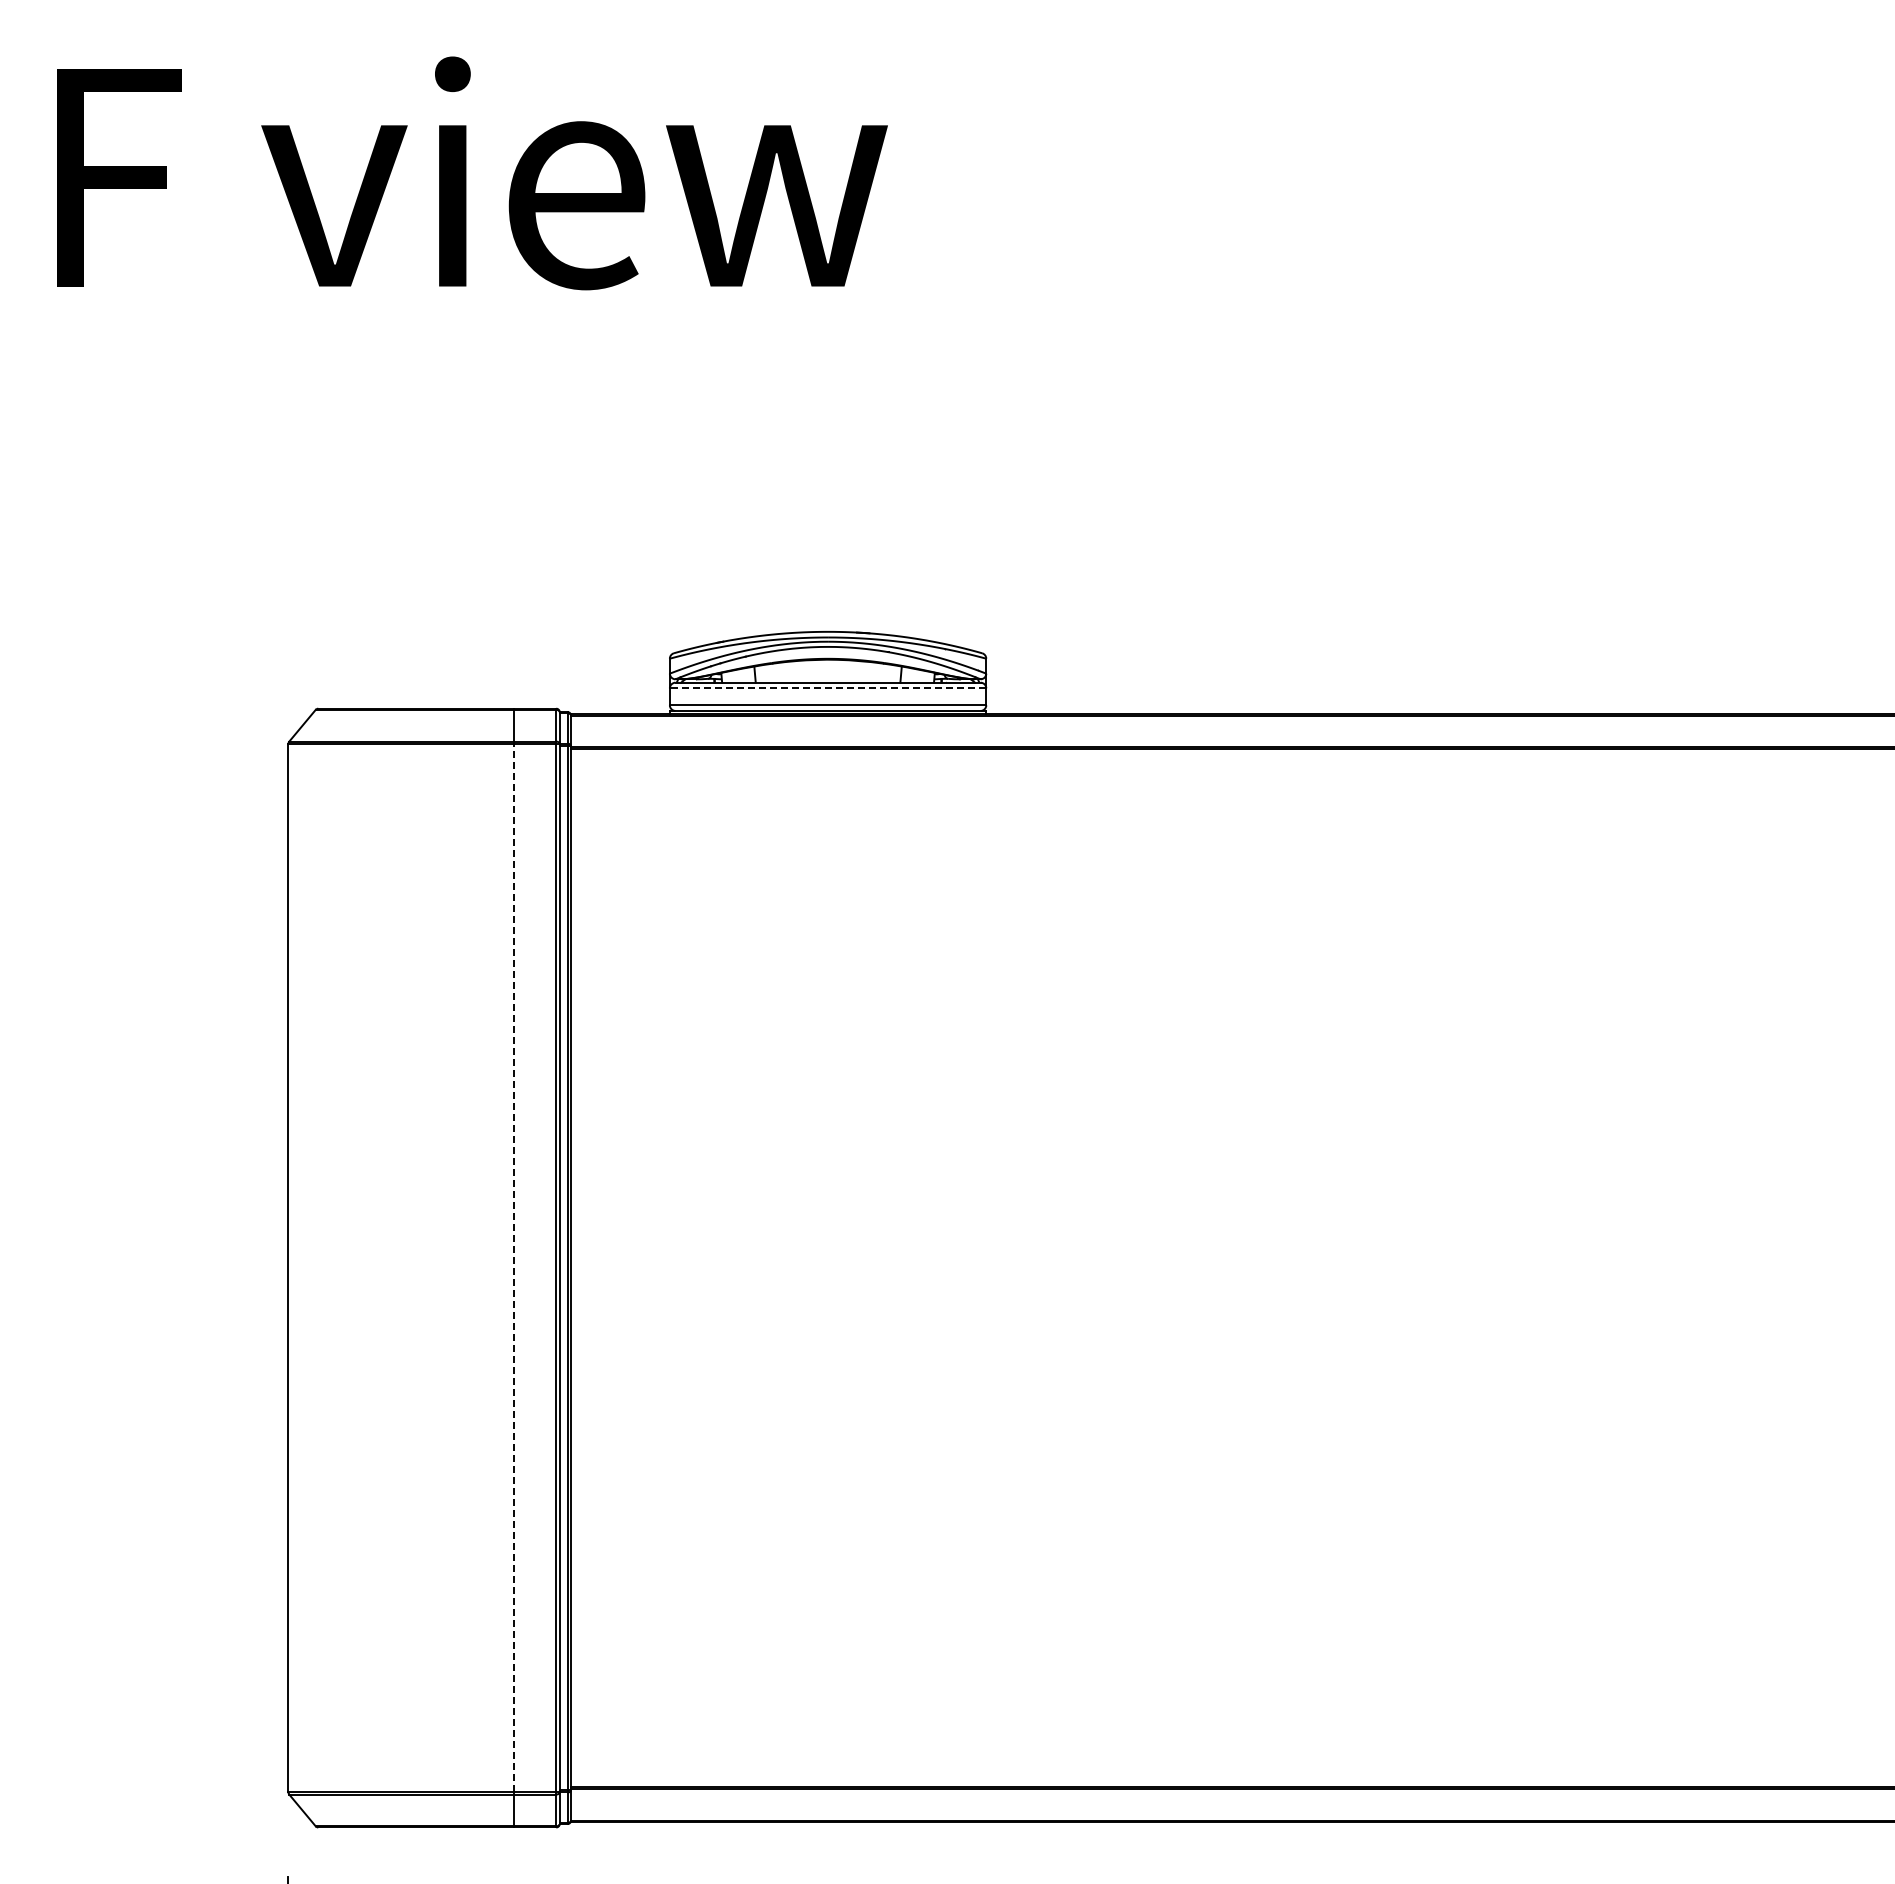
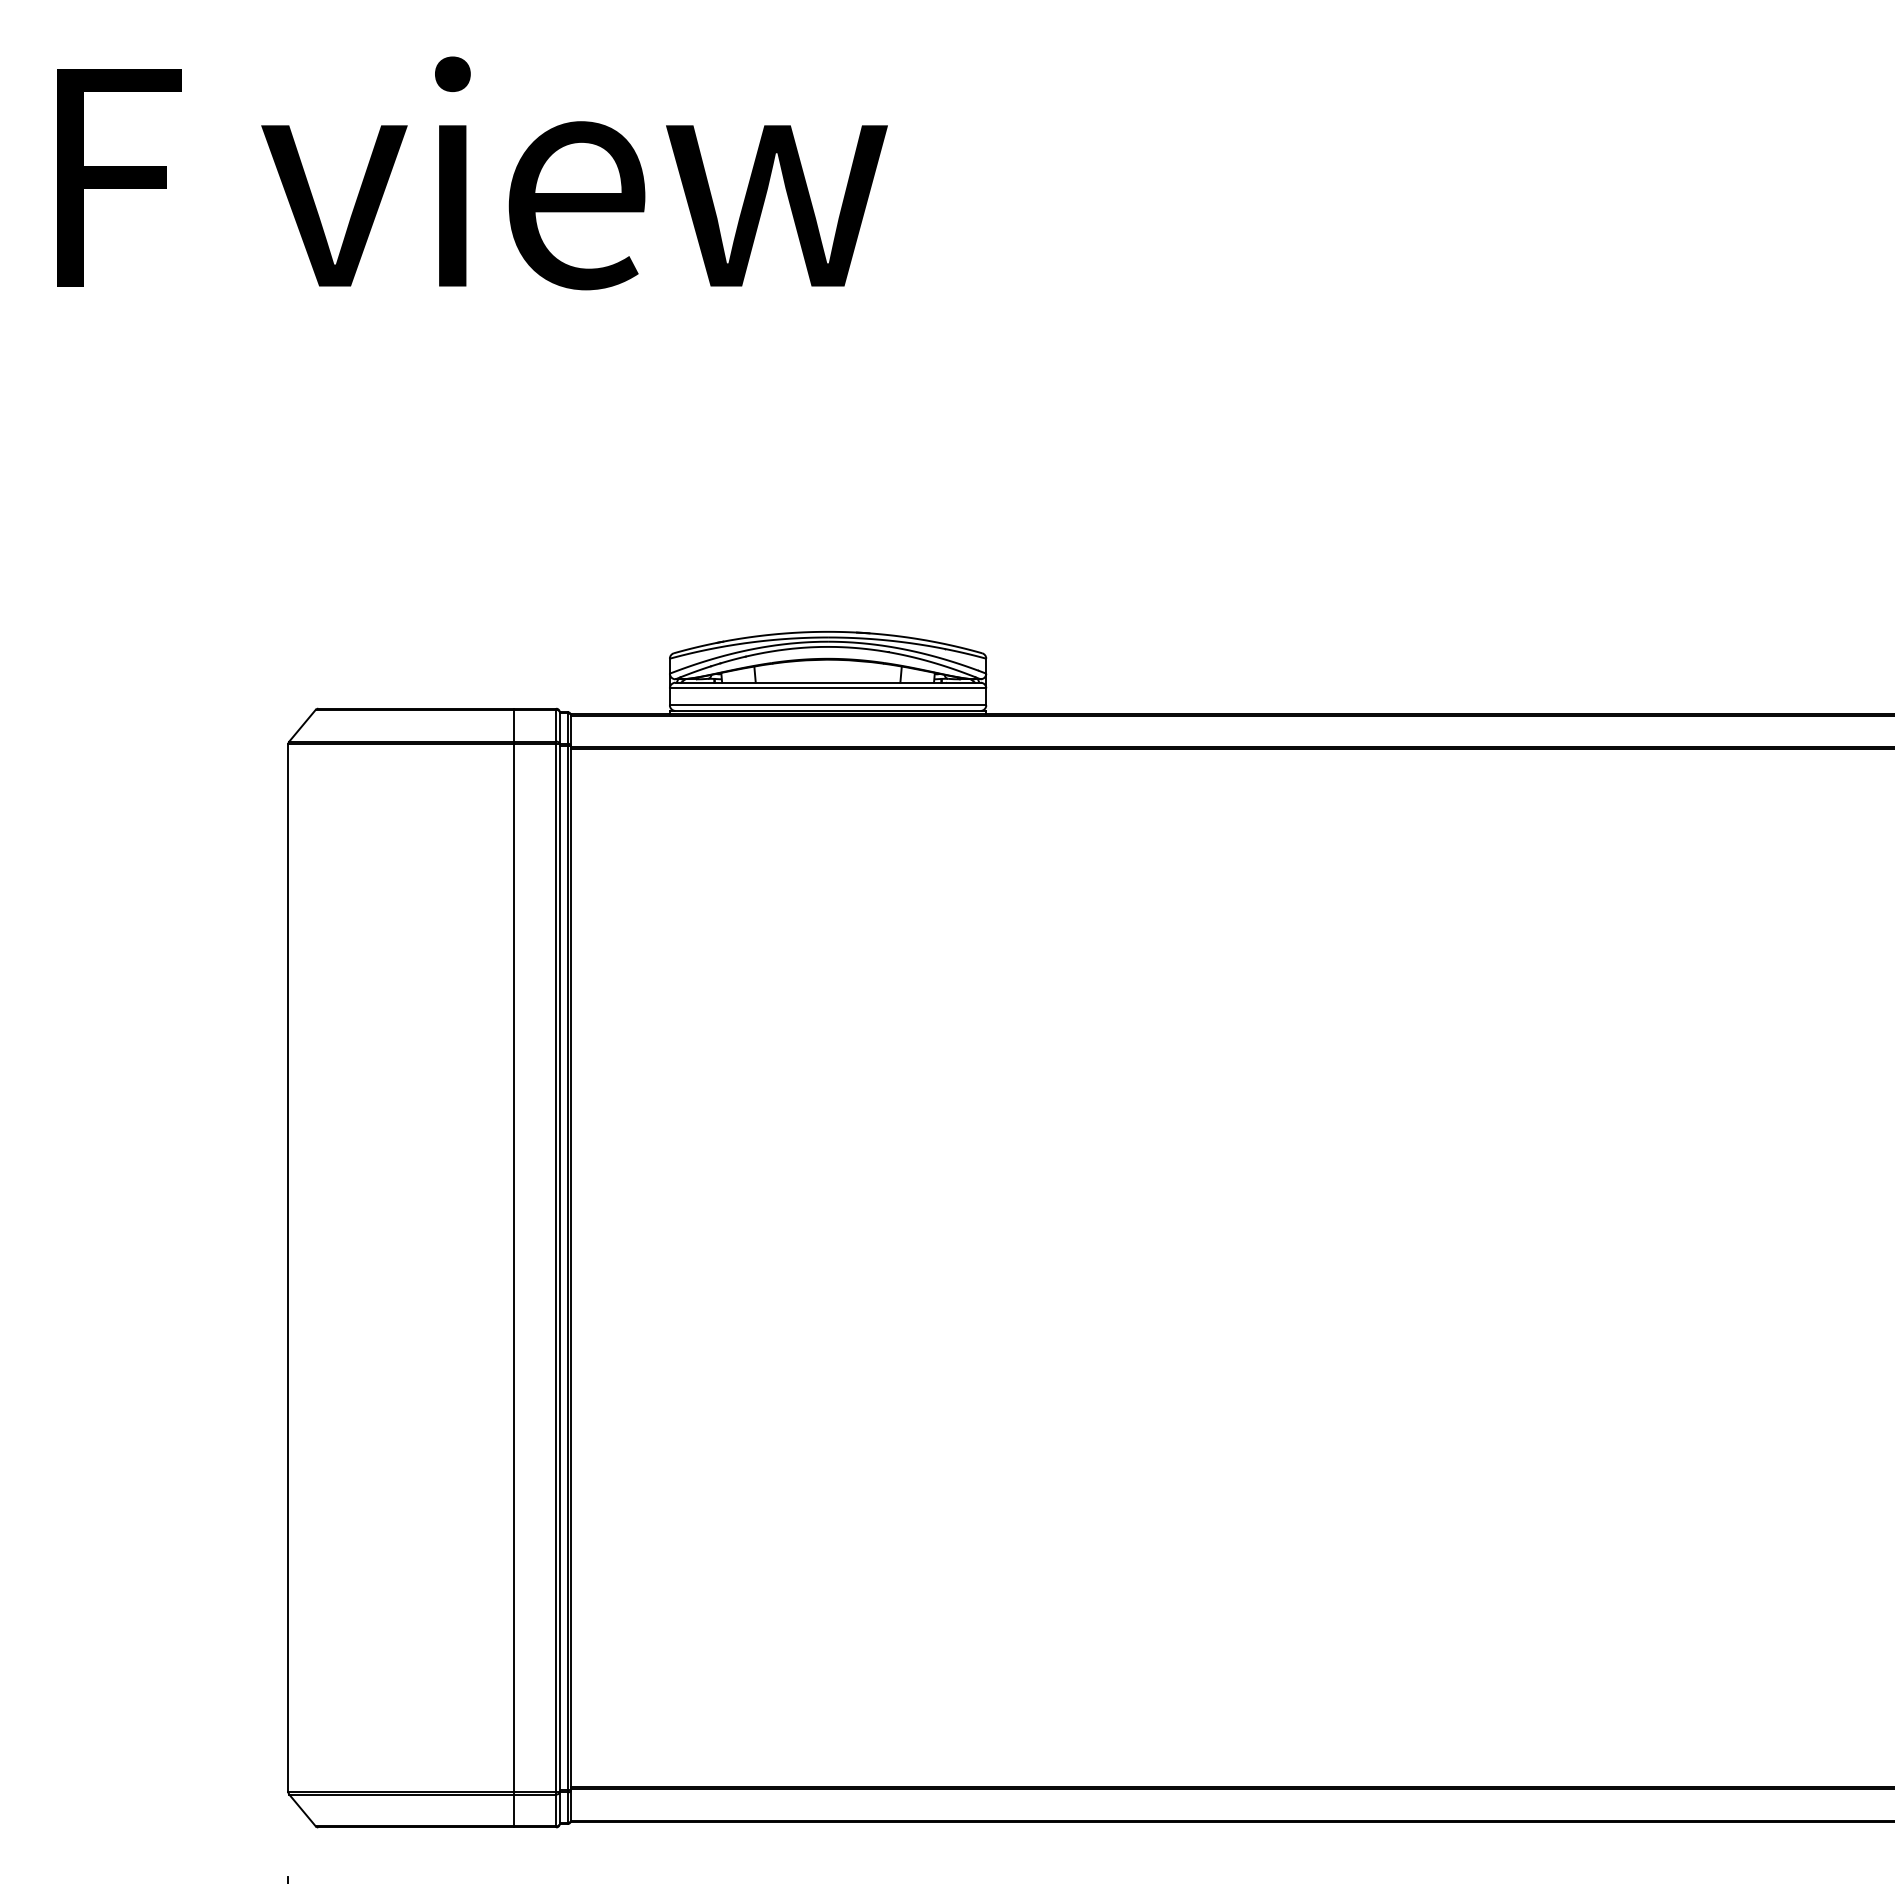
line: dashed -> solid (827, 688)
line: dashed -> solid (514, 1267)
